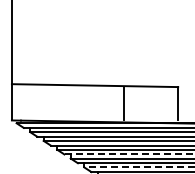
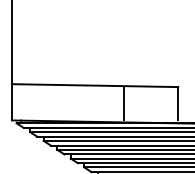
line: dashed -> solid (129, 154)
line: dashed -> solid (139, 167)
